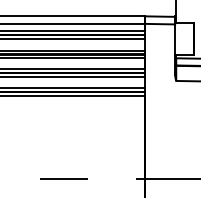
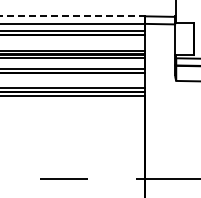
line: solid -> dashed (73, 16)
line: present -> none (73, 38)
line: present -> none (73, 76)
